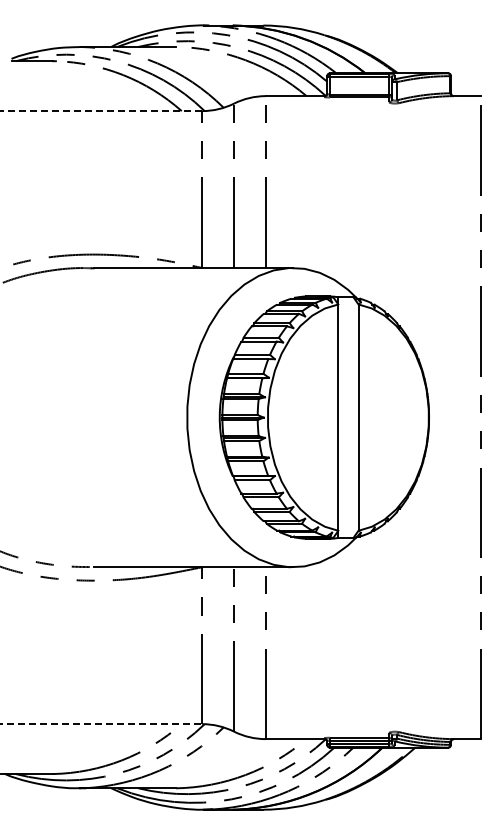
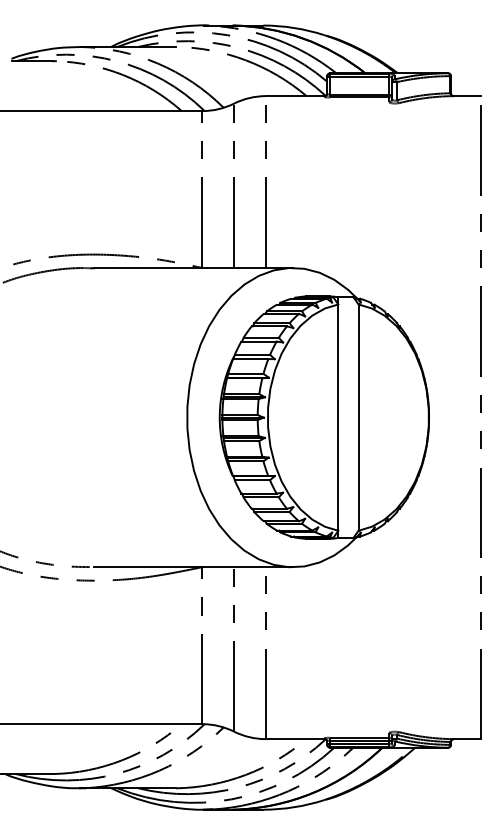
line: dashed -> solid (101, 111)
line: dashed -> solid (101, 724)
